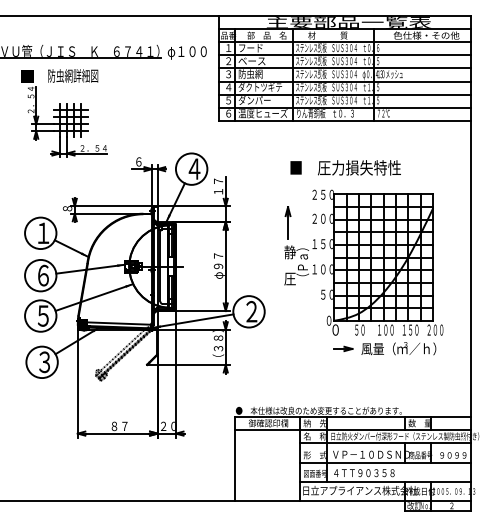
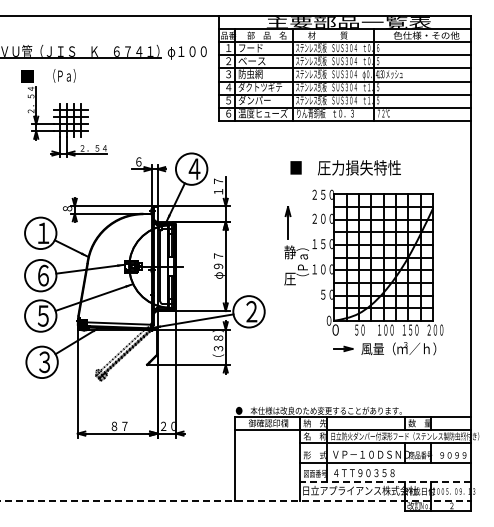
text: 防虫網詳細図 -> （Ｐａ） (73, 75)
line: solid -> dashed (385, 482)
line: solid -> dashed (235, 500)
